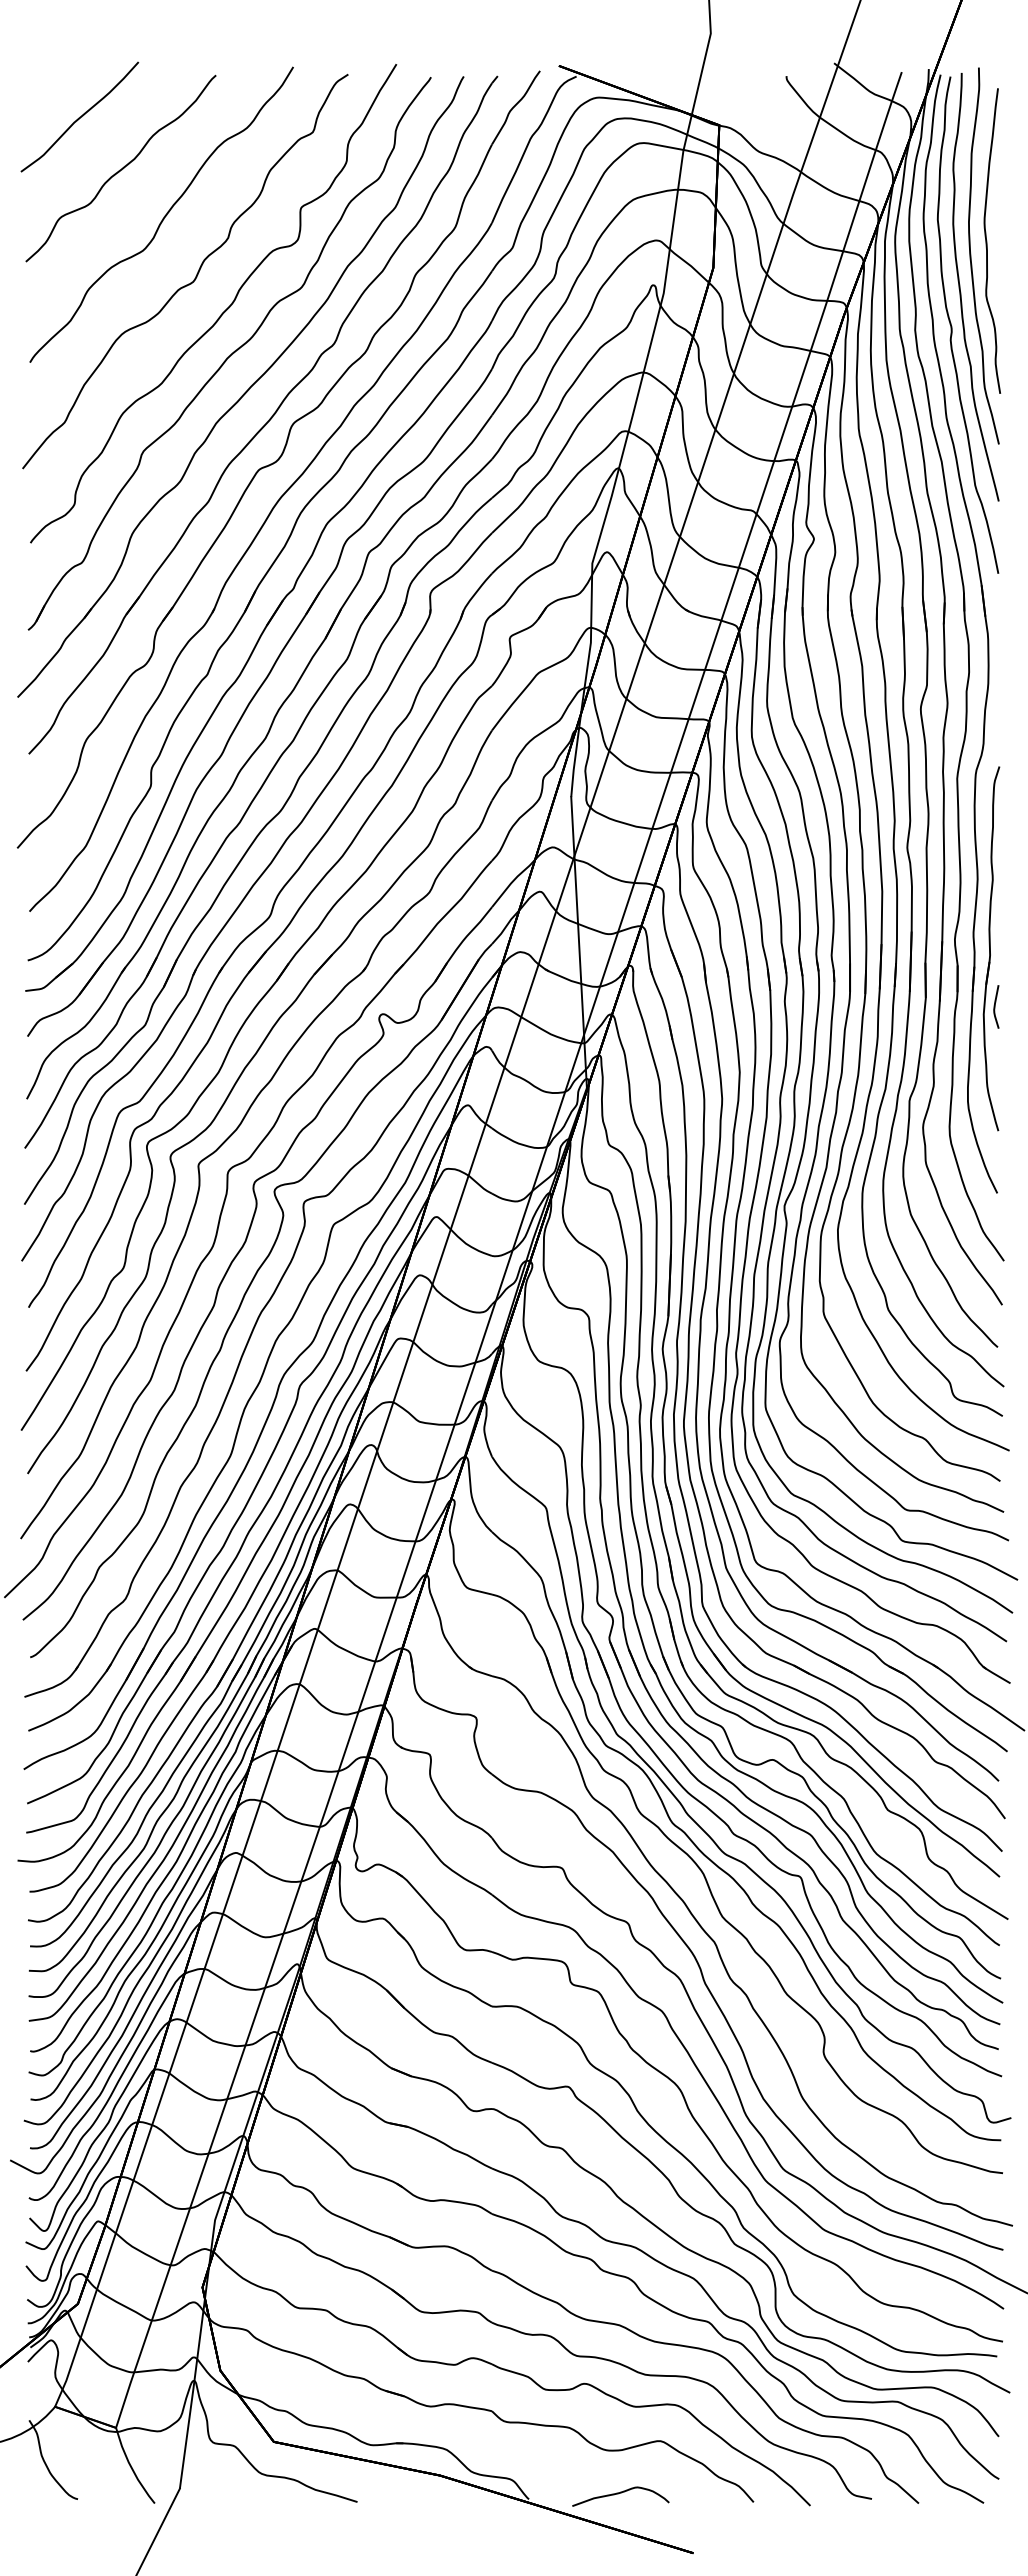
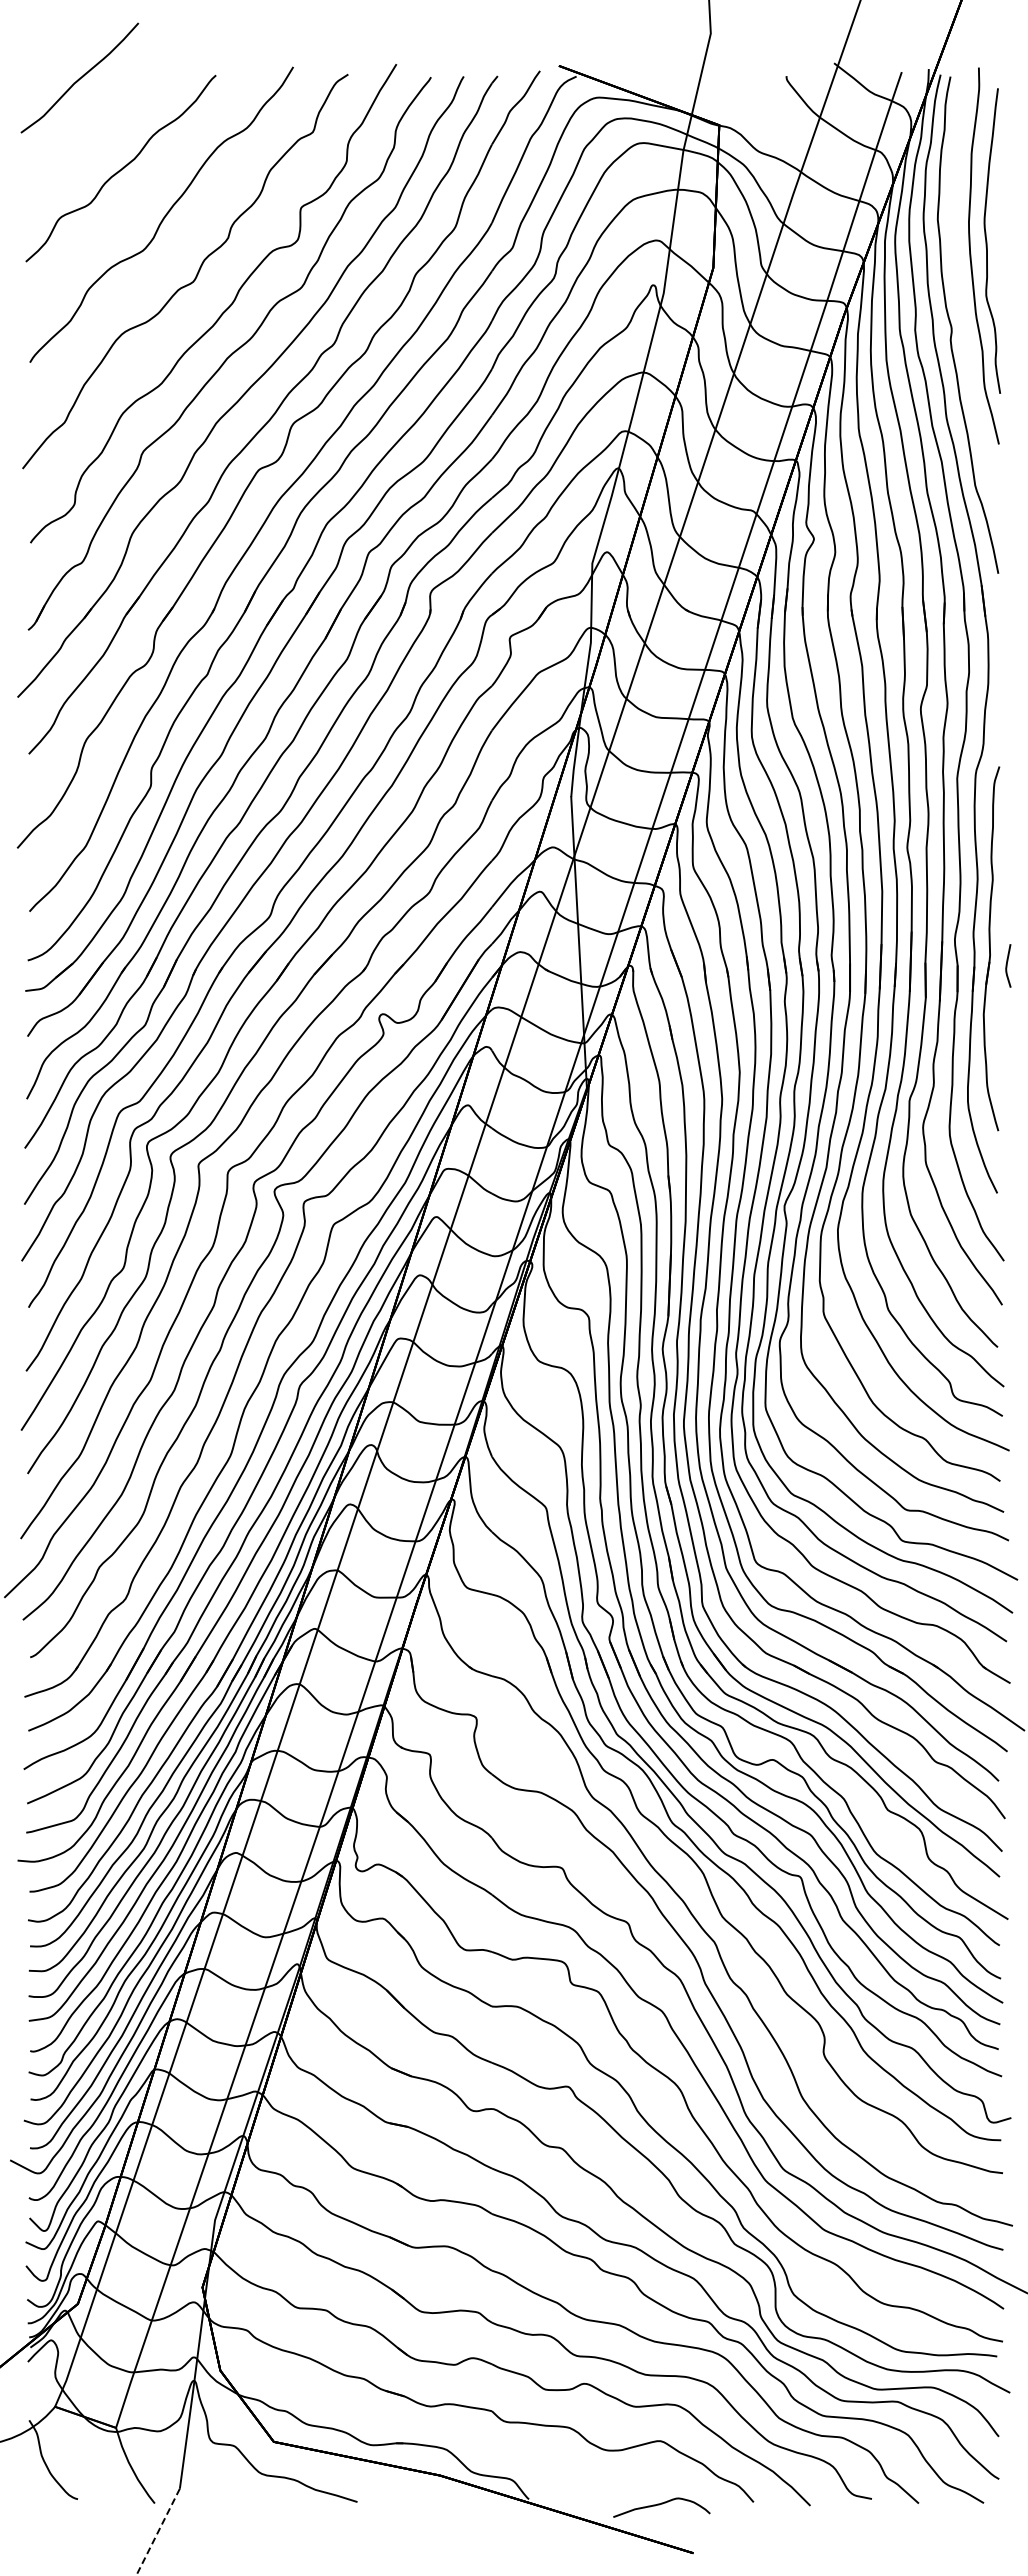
curve position: (80, 116) -> (80, 77) (80, 77)
curve: present -> none (961, 292)
curve position: (995, 1006) -> (1007, 965) (1007, 965)
curve position: (618, 2494) -> (659, 2505) (659, 2505)
line: solid -> dashed (157, 2532)
